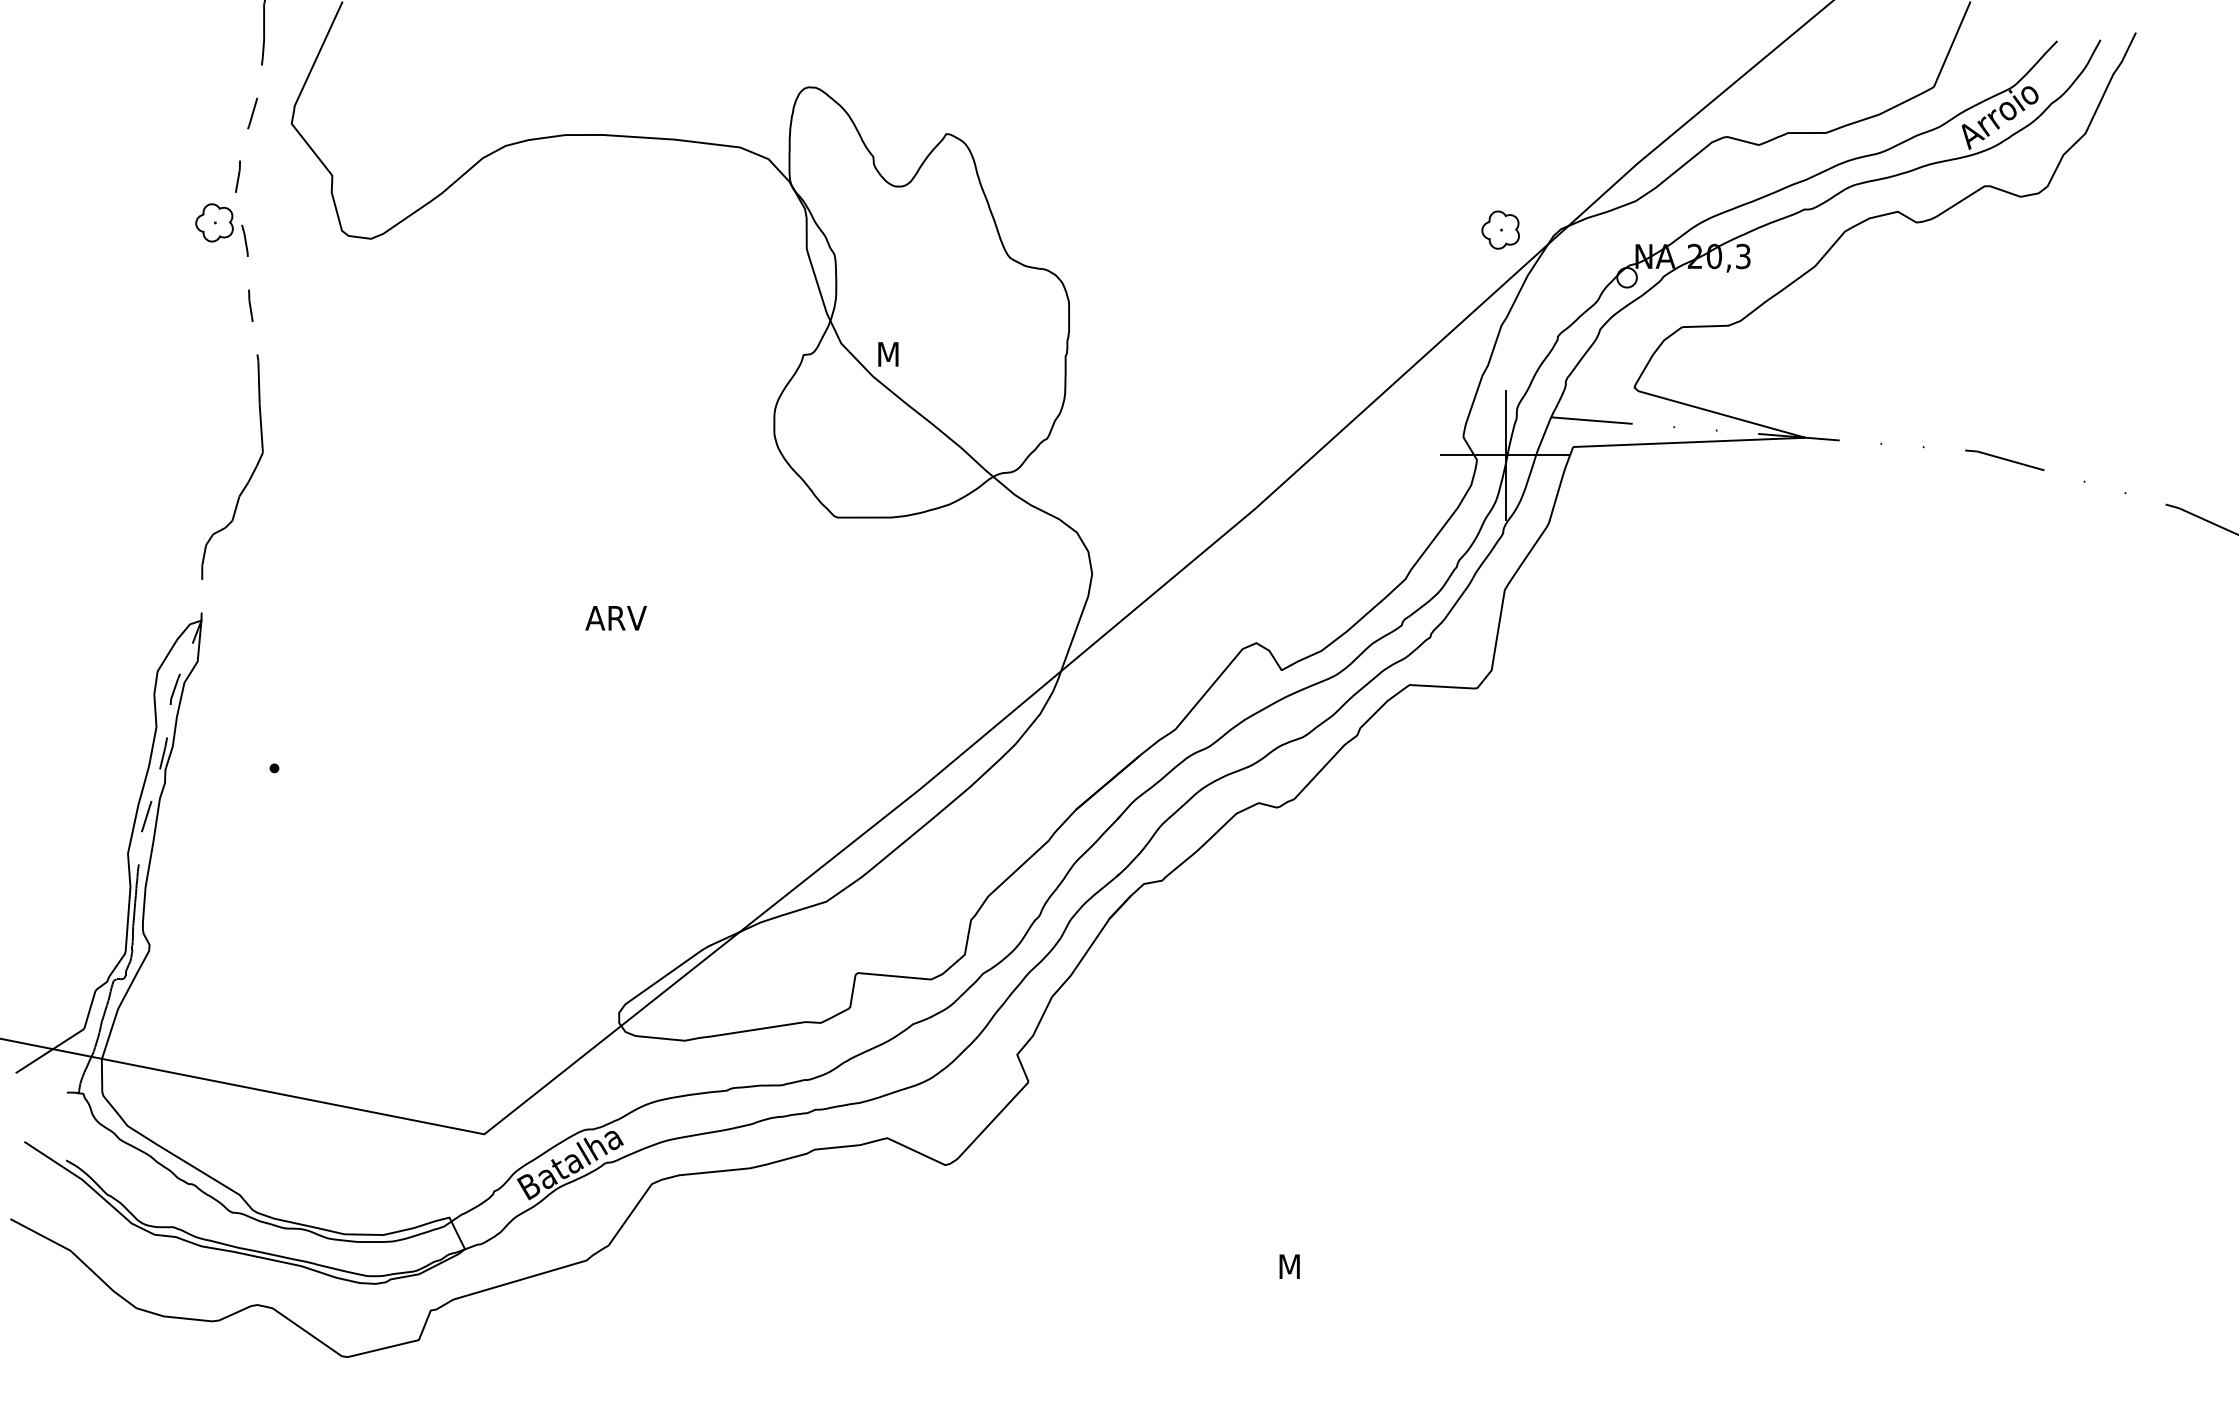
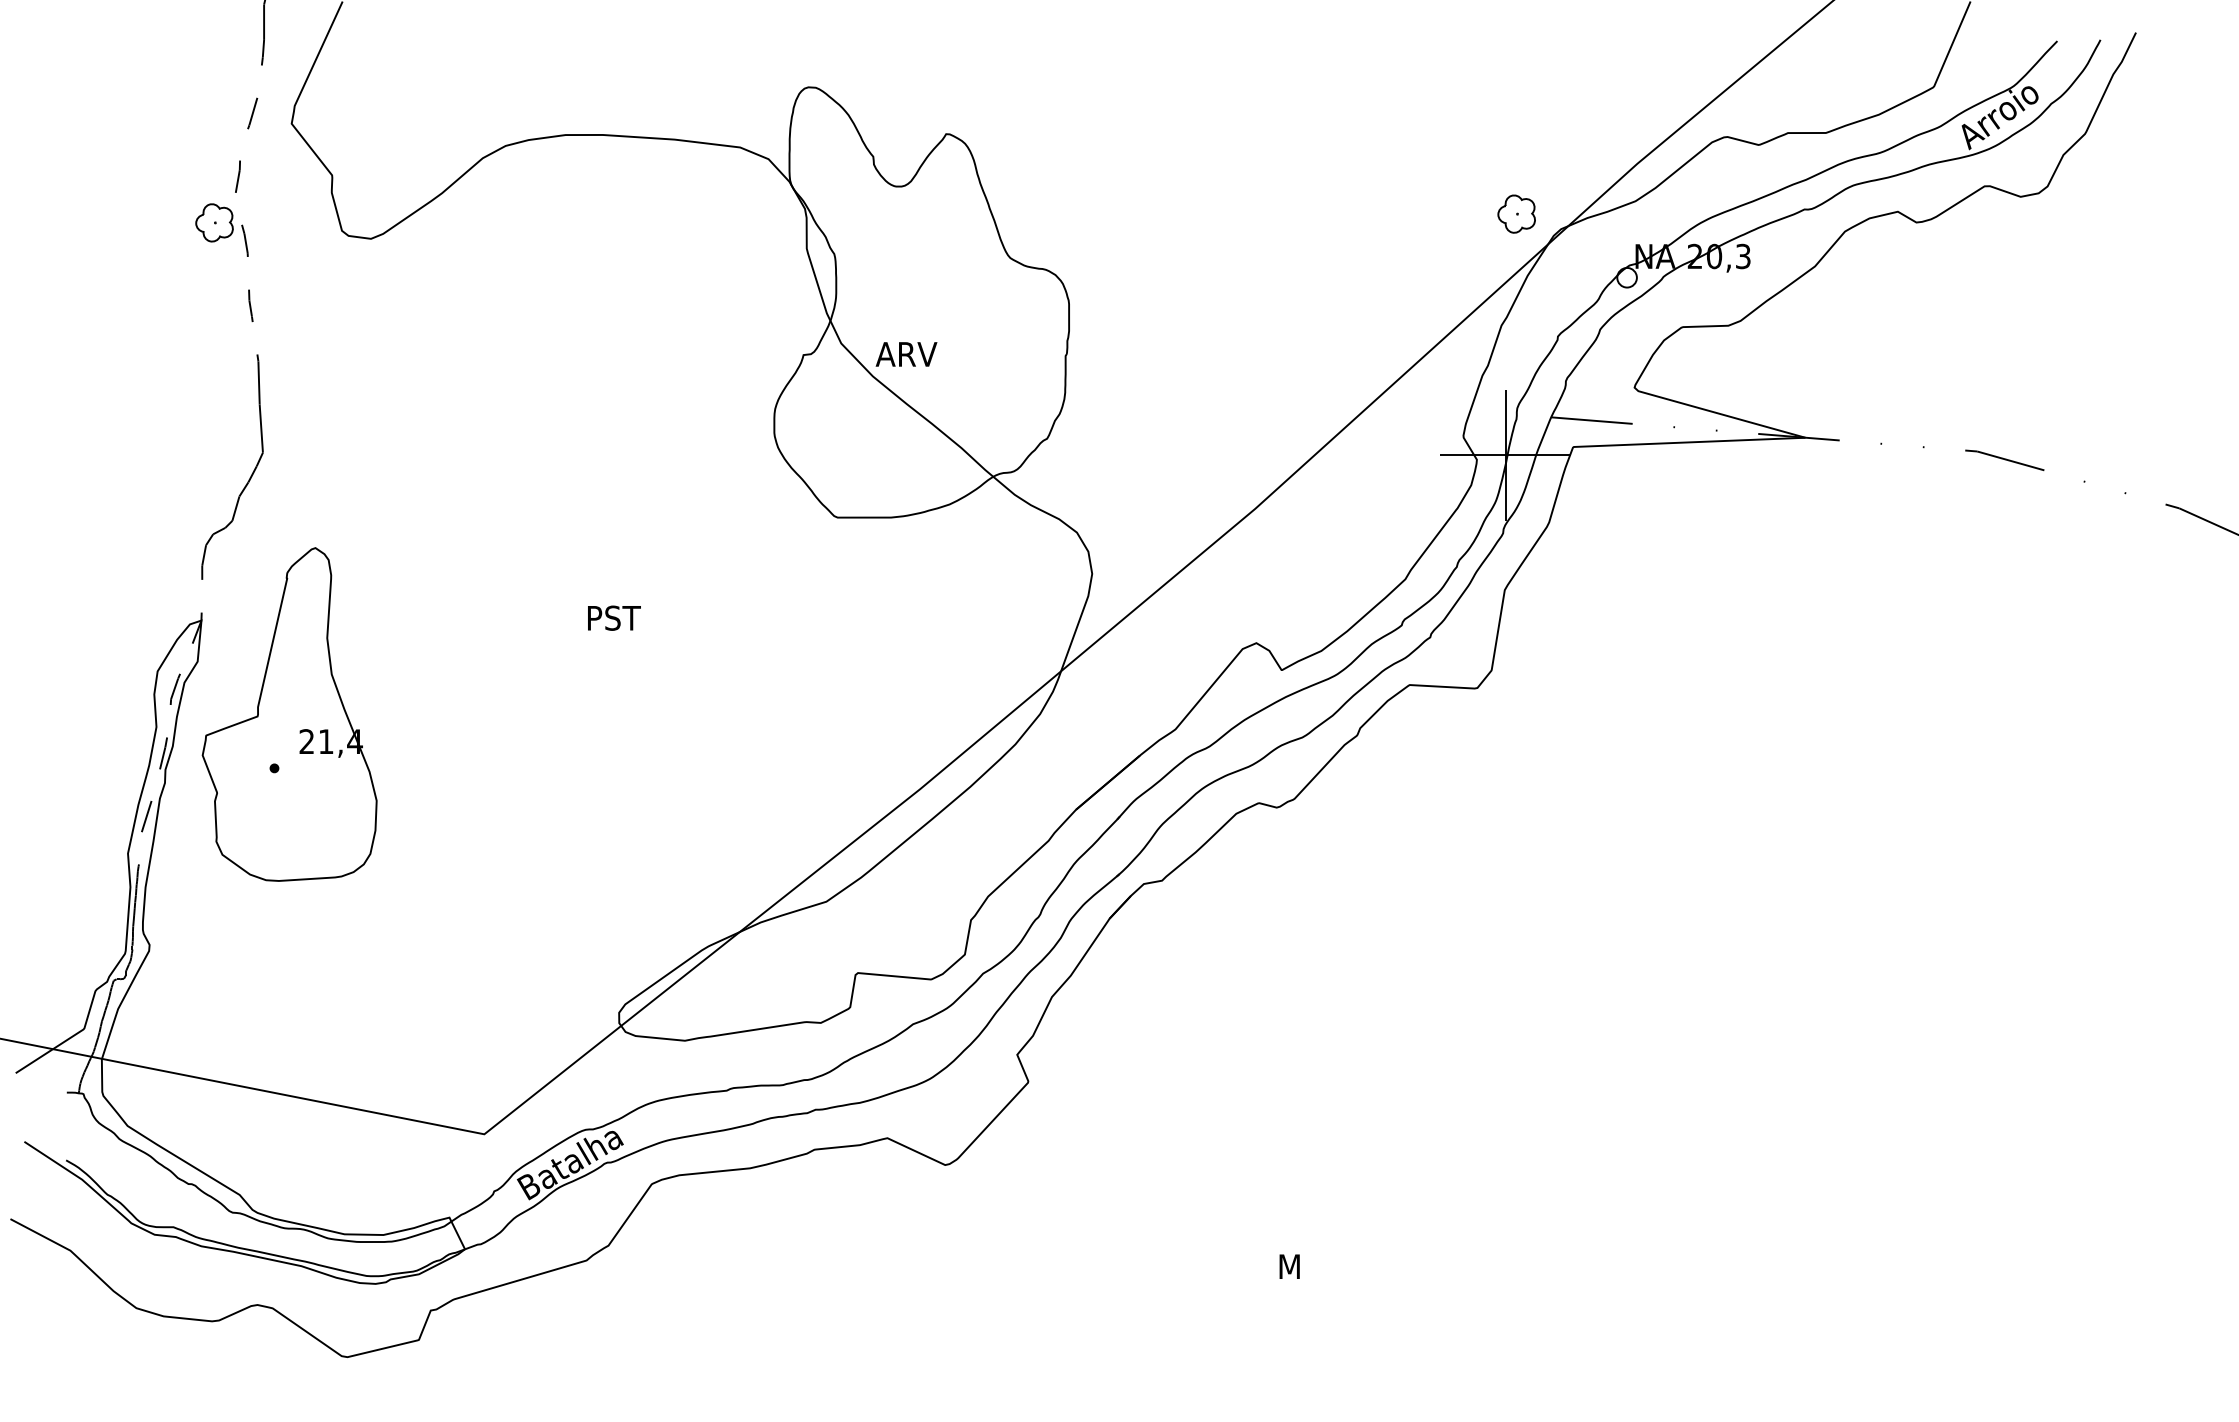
part position: (1500, 229) -> (1516, 213) (1516, 213)
text: M -> ARV (906, 354)
text: ARV -> PST (615, 617)
part: none -> present (289, 714)
